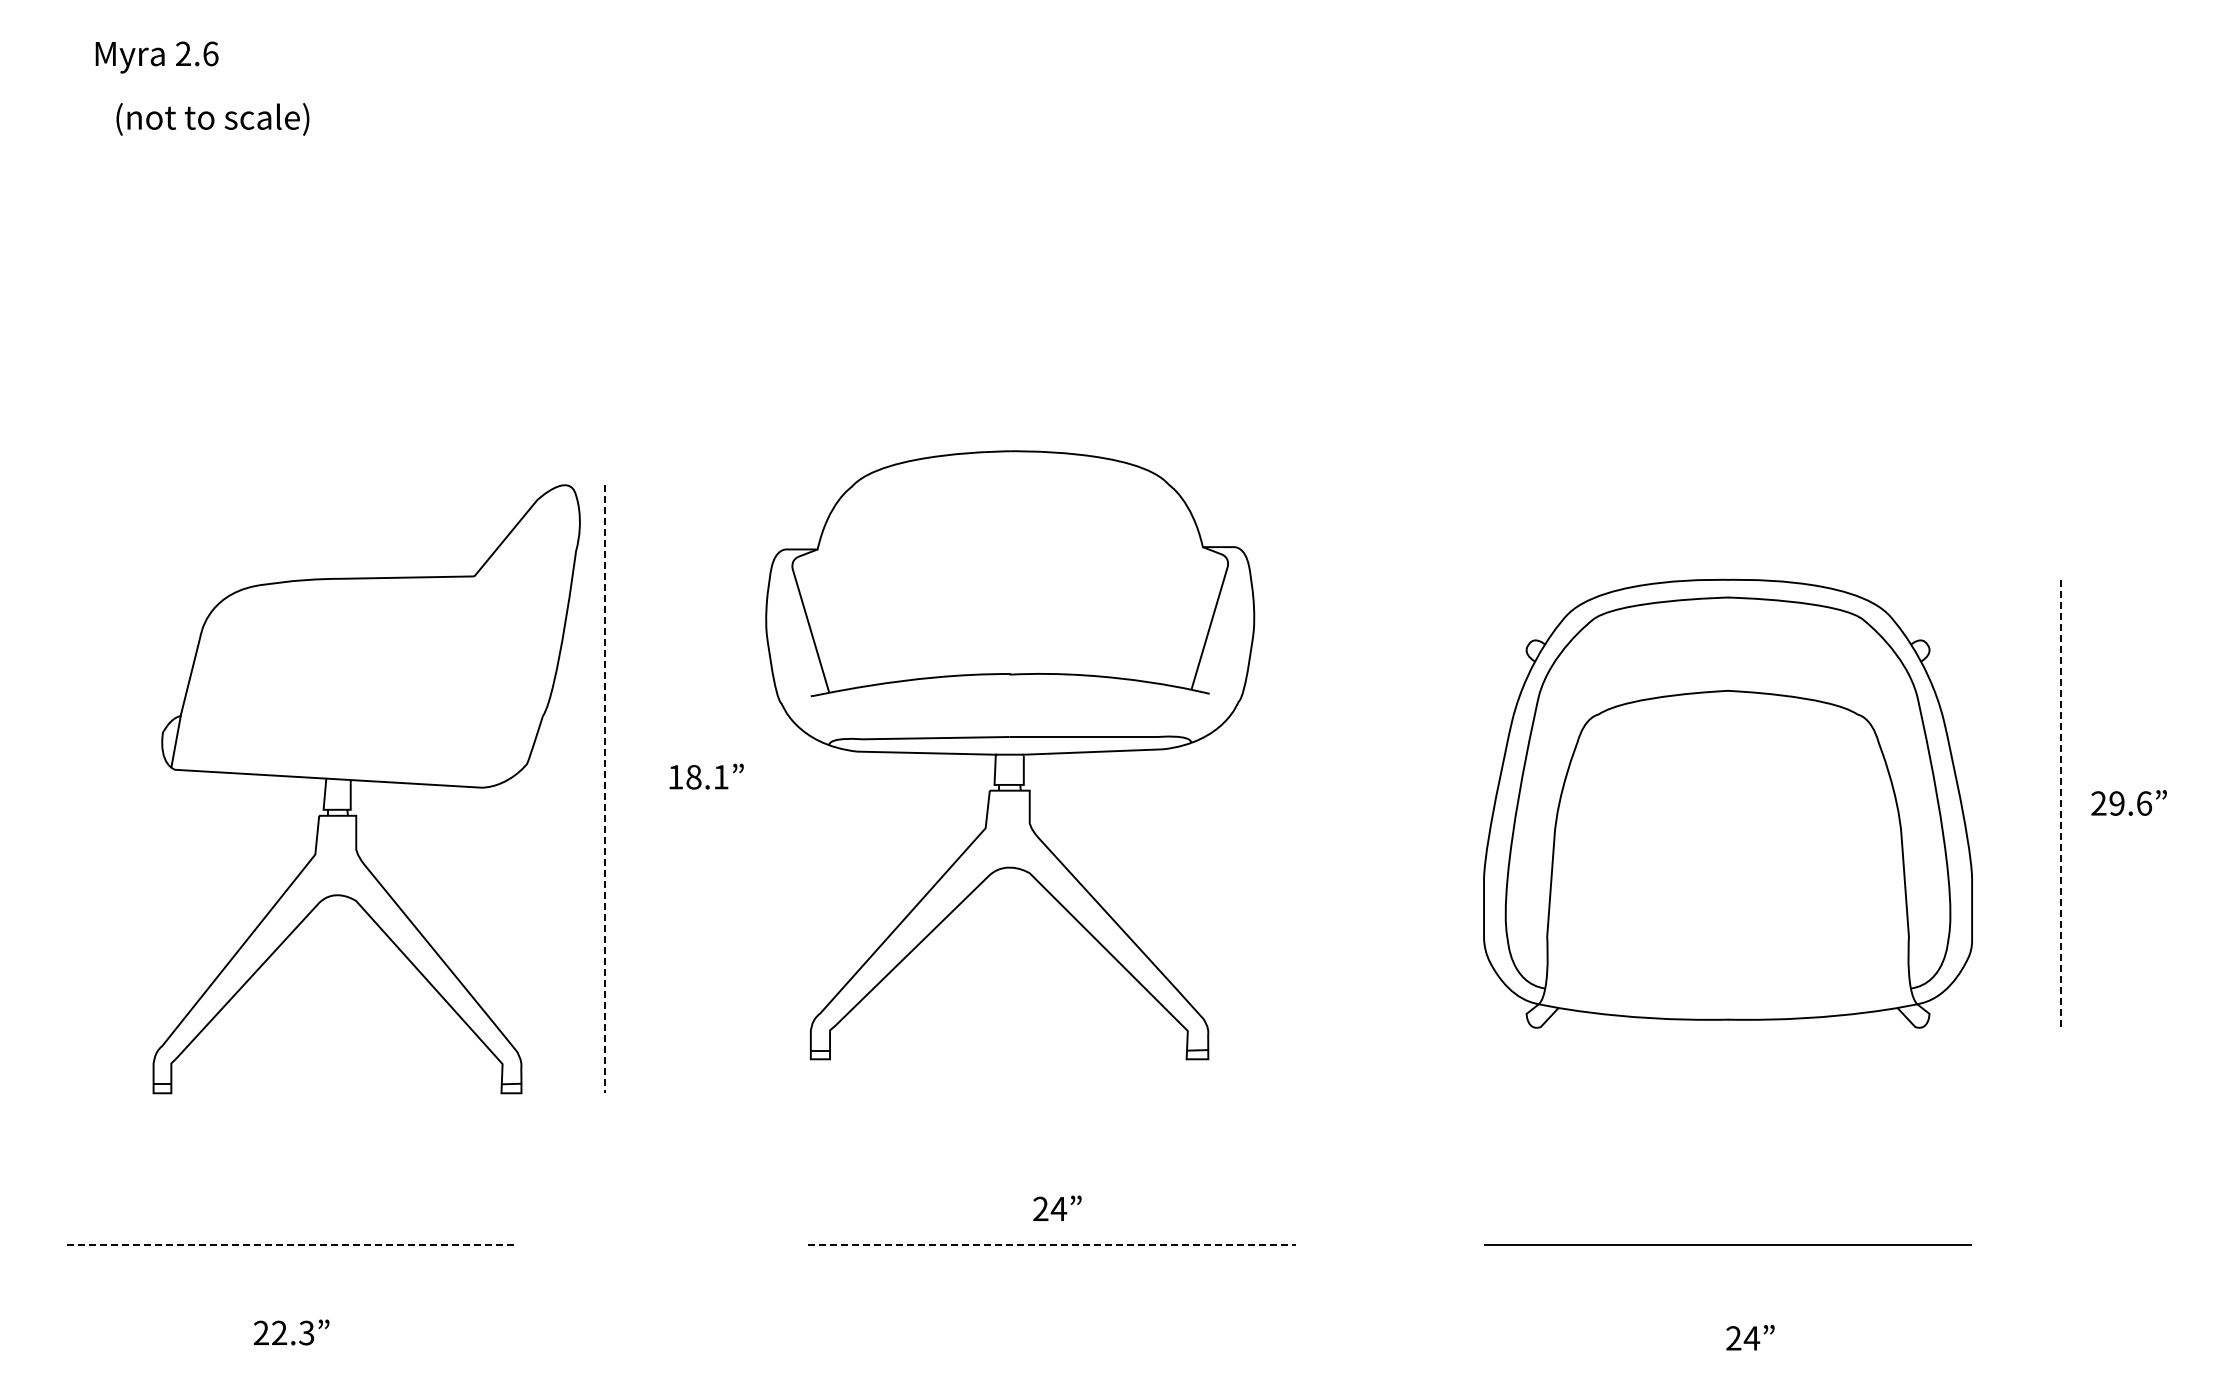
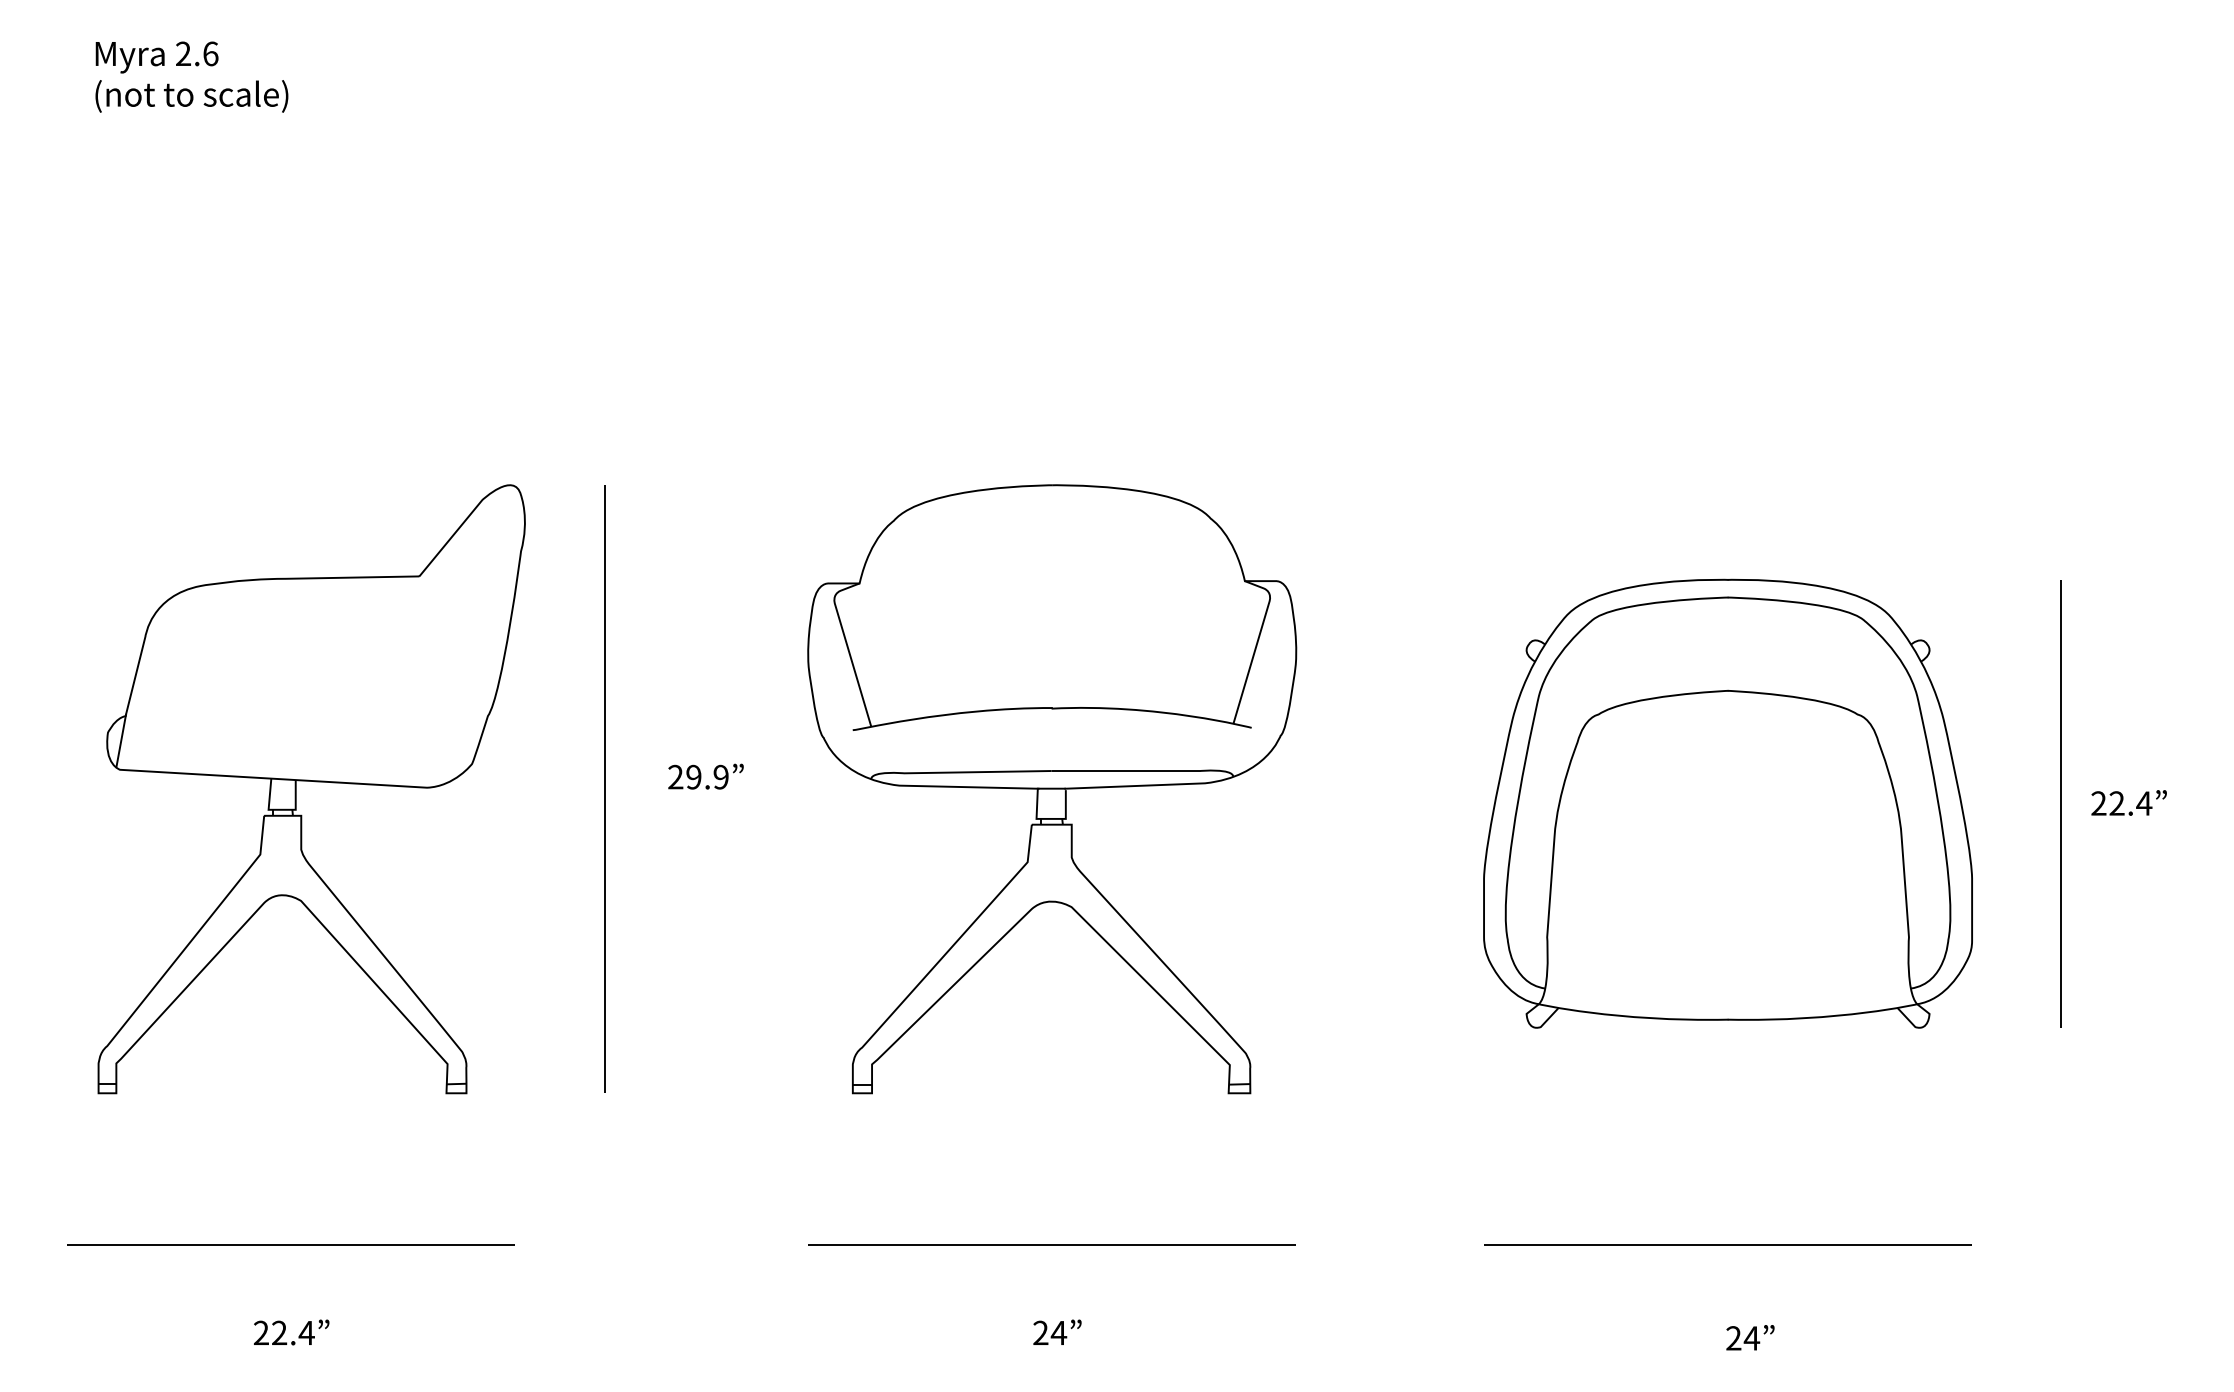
text position: (212, 119) -> (191, 96) (191, 96)
part position: (1010, 755) -> (1052, 789) (1052, 789)
text: 18.1 -> 29.9 (698, 776)
part position: (366, 781) -> (311, 781) (311, 781)
line: dashed -> solid (605, 789)
text: 29.6 -> 22.4 (2130, 803)
line: dashed -> solid (2060, 804)
text position: (1057, 1207) -> (1057, 1331) (1057, 1331)
line: dashed -> solid (291, 1244)
line: dashed -> solid (1052, 1244)
text: 22.3 -> 22.4 (306, 1332)
